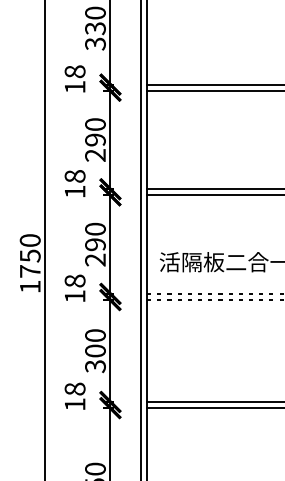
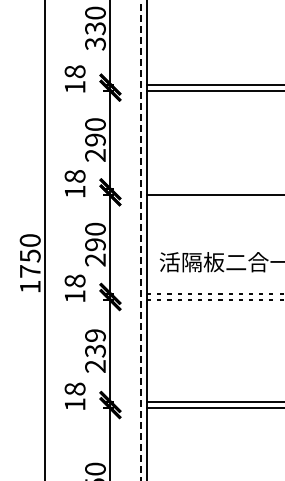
line: present -> none (214, 189)
line: solid -> dashed (140, 240)
text: 300 -> 239 (95, 351)
